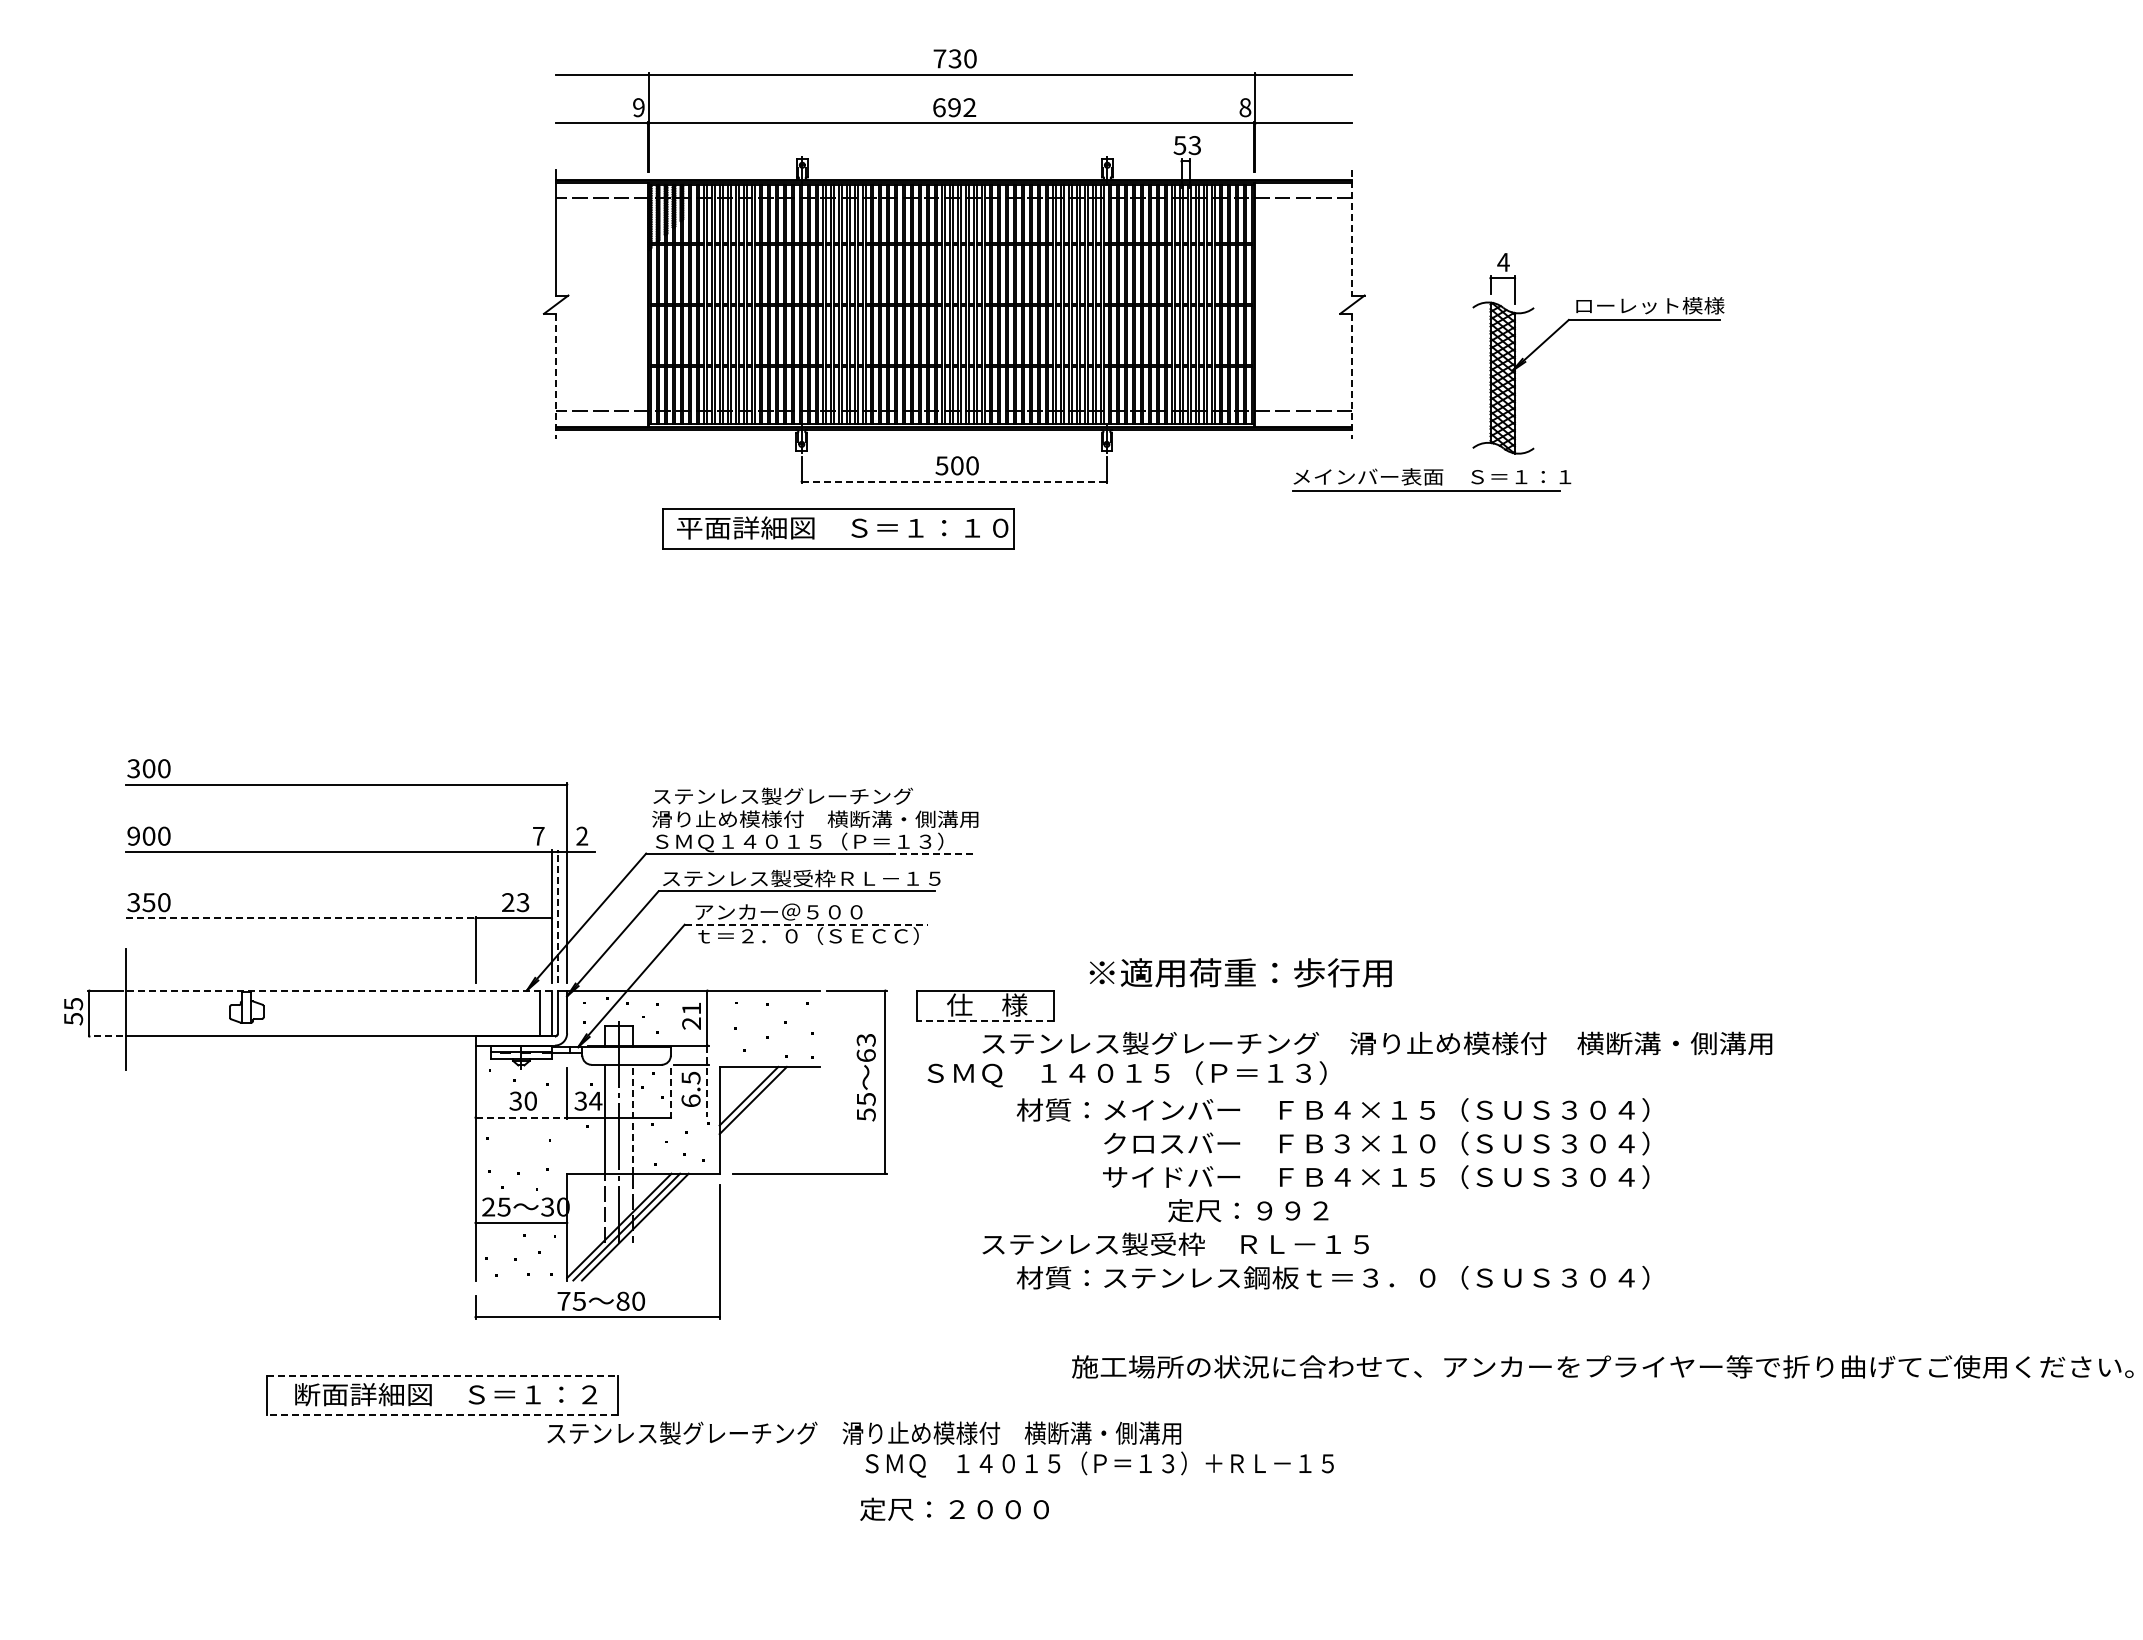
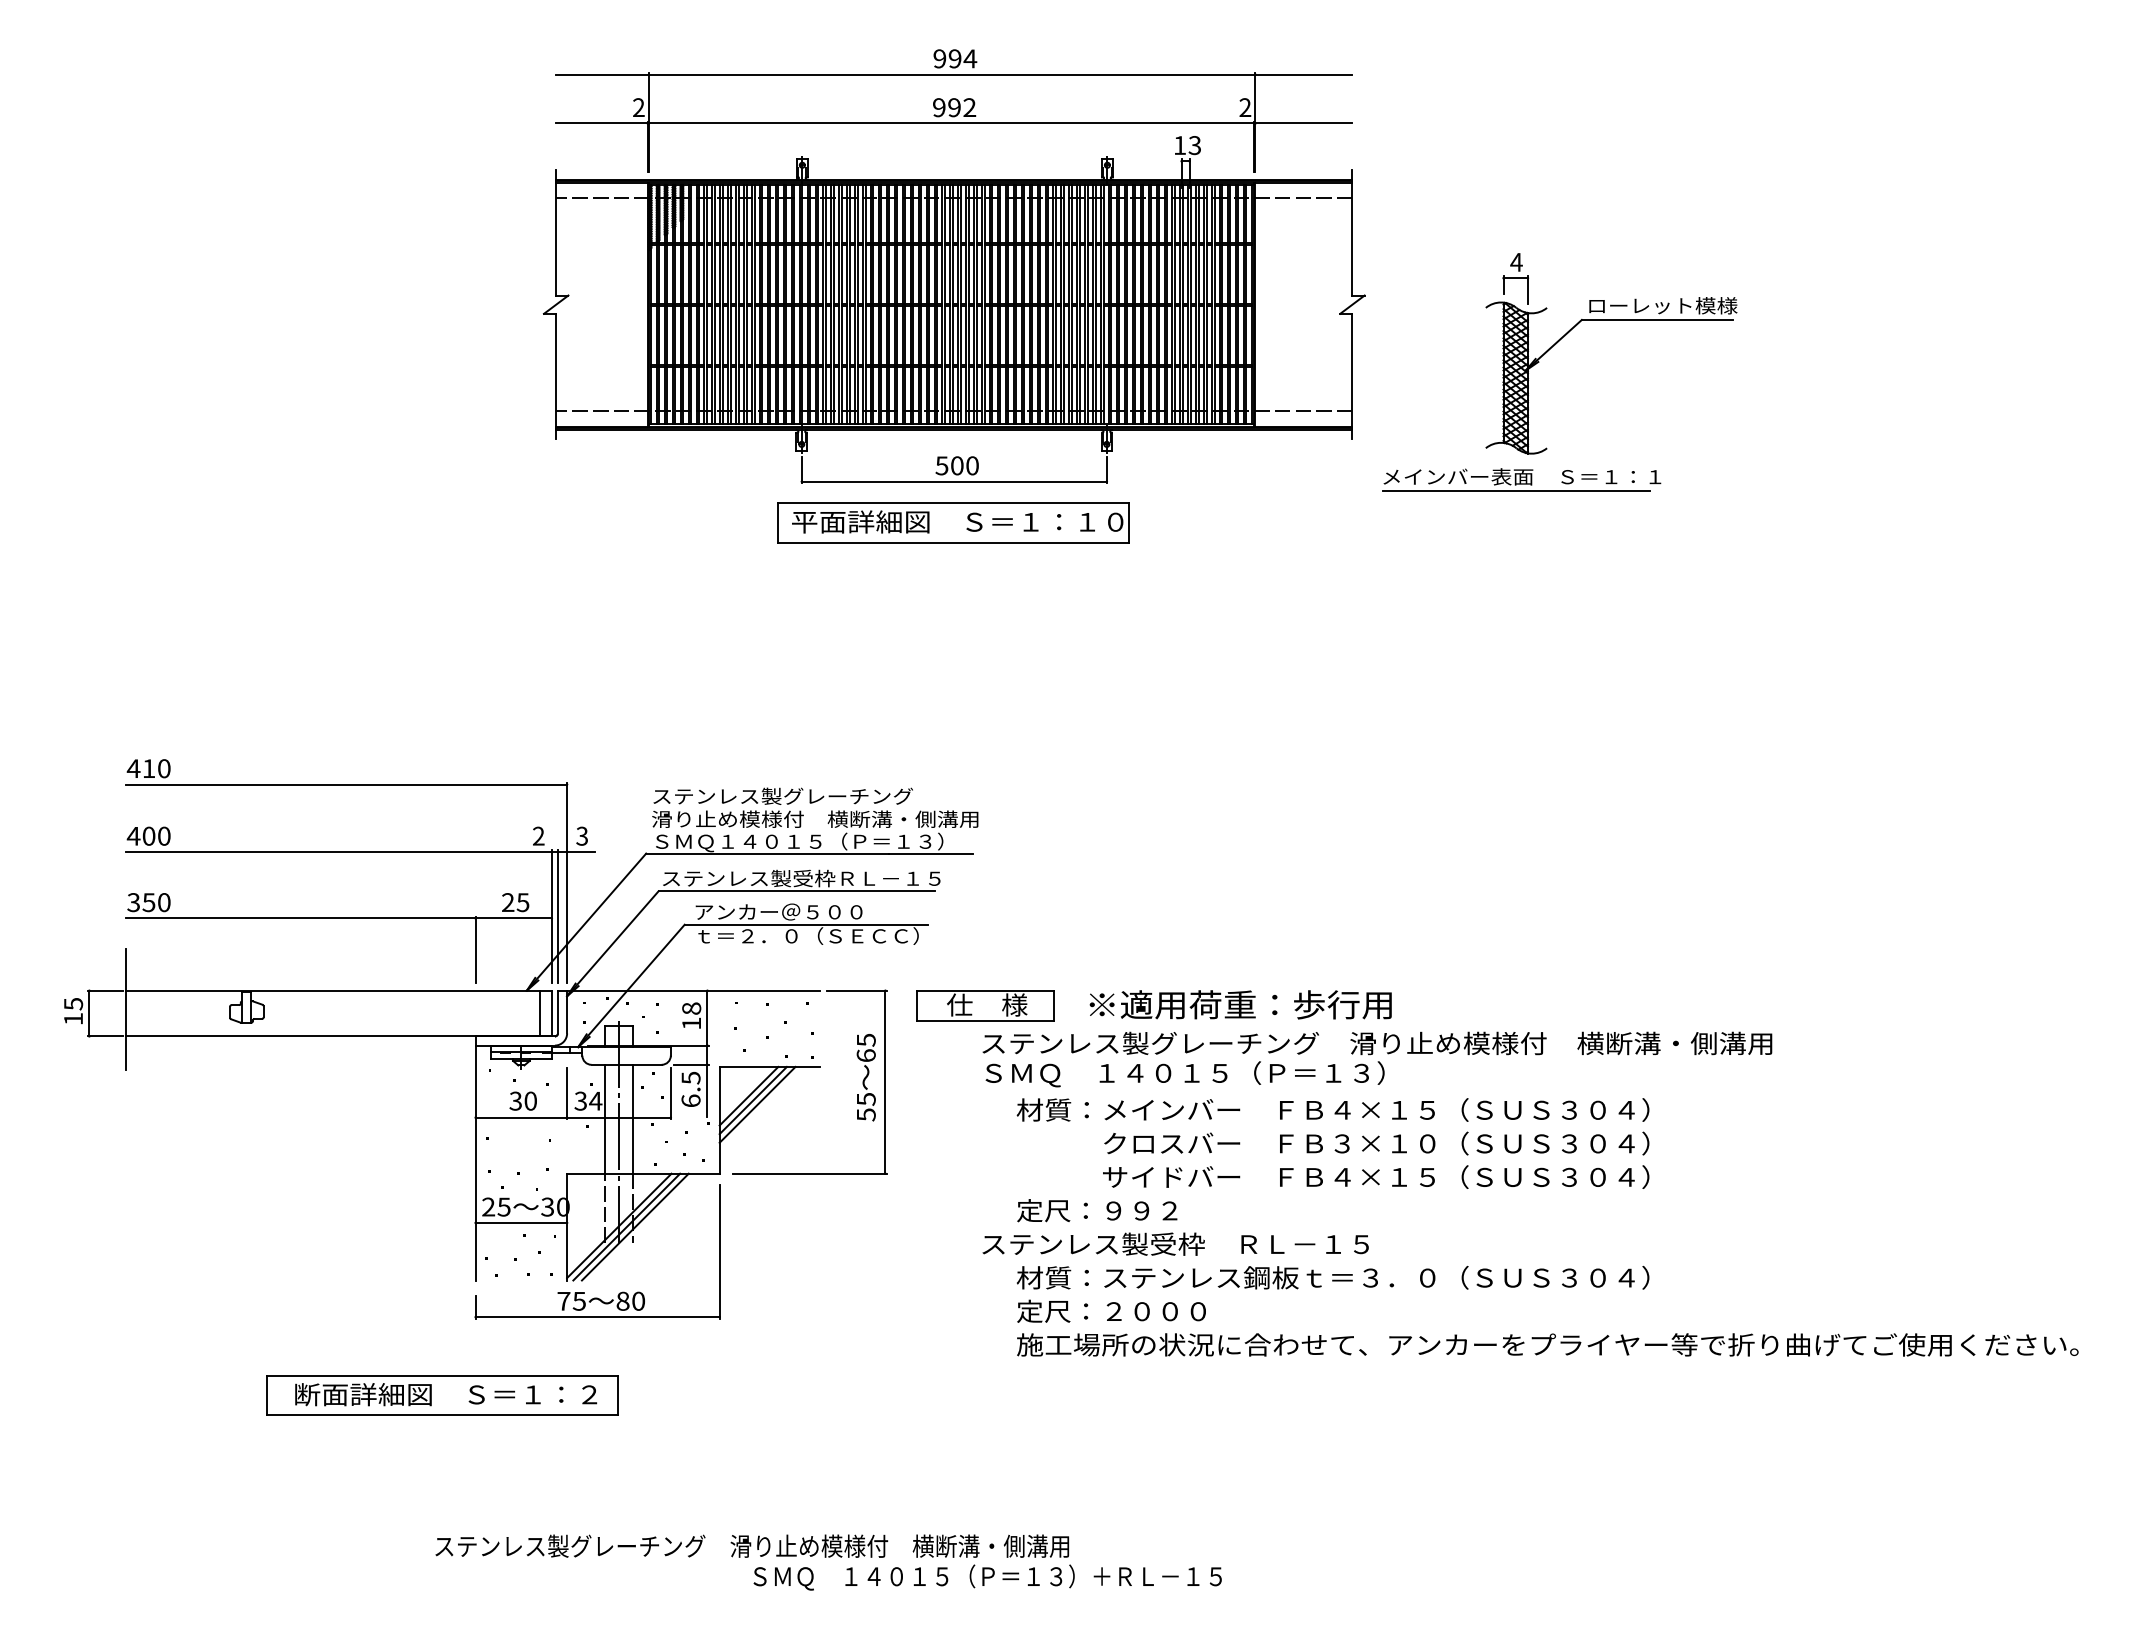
text: 730 -> 994 (955, 58)
text: 9 -> 2 (638, 107)
text: 692 -> 992 (939, 107)
text: 8 -> 2 (1245, 107)
text: 53 -> 13 (1179, 145)
line: dashed -> solid (1352, 233)
part position: (1598, 320) -> (1611, 320) (1611, 320)
line: dashed -> solid (556, 376)
line: dashed -> solid (1352, 376)
part position: (1431, 479) -> (1521, 479) (1521, 479)
line: dashed -> solid (954, 481)
part position: (838, 528) -> (953, 522) (953, 522)
text: 300 -> 410 (140, 768)
text: 900 -> 400 (133, 835)
text: 7 -> 2 (538, 835)
text: 2 -> 3 (582, 836)
line: dashed -> solid (931, 853)
text: 23 -> 25 (523, 902)
line: dashed -> solid (557, 915)
line: dashed -> solid (300, 918)
line: dashed -> solid (806, 924)
text position: (1240, 972) -> (1240, 1004) (1240, 1004)
line: dashed -> solid (339, 990)
text: 21 -> 18 (691, 1015)
text: 55 -> 15 (73, 1019)
line: dashed -> solid (985, 1021)
line: dashed -> solid (105, 1036)
text: 63 -> 65 (865, 1039)
text position: (1126, 1074) -> (1184, 1074) (1184, 1074)
line: dashed -> solid (707, 1081)
line: dashed -> solid (670, 1093)
line: none -> present (757, 1104)
line: dashed -> solid (521, 1117)
line: dashed -> solid (632, 1118)
text position: (1248, 1210) -> (1097, 1210) (1097, 1210)
text position: (1602, 1366) -> (1547, 1344) (1547, 1344)
line: dashed -> solid (442, 1375)
line: dashed -> solid (441, 1415)
text position: (940, 1449) -> (828, 1562) (828, 1562)
text position: (954, 1508) -> (1111, 1310) (1111, 1310)
